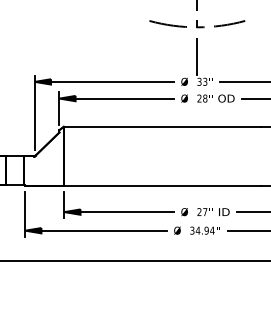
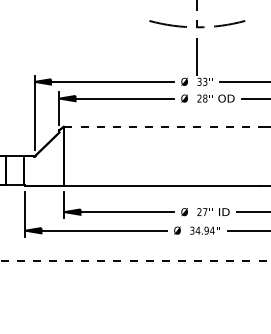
line: solid -> dashed (163, 126)
line: solid -> dashed (135, 261)
